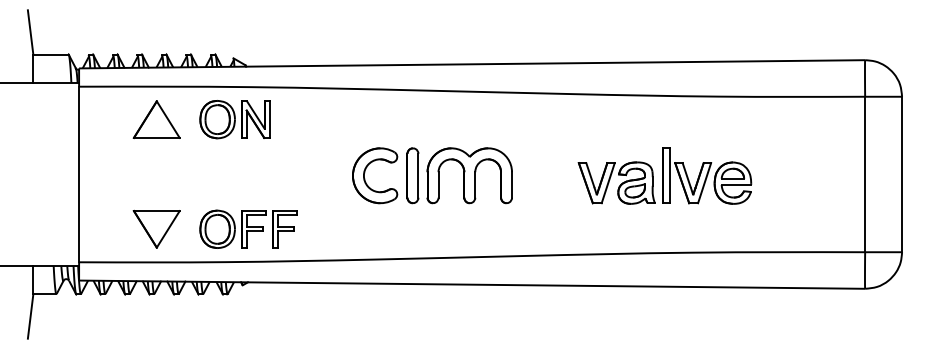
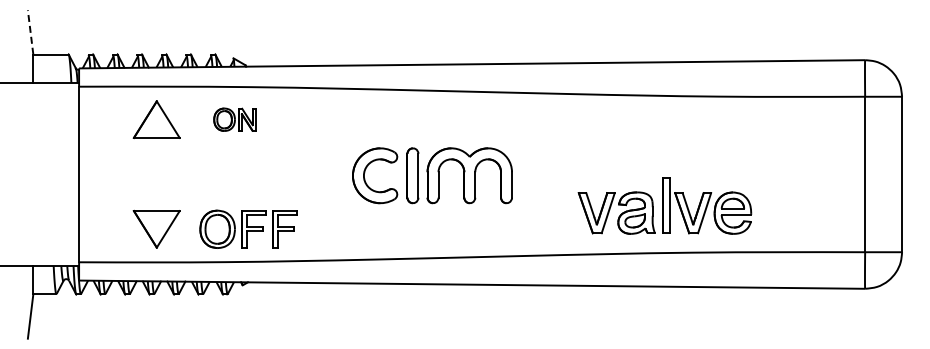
line: solid -> dashed (30, 32)
part size: 72x40 px -> 44x25 px (234, 119)
part position: (664, 175) -> (664, 205) (664, 205)
